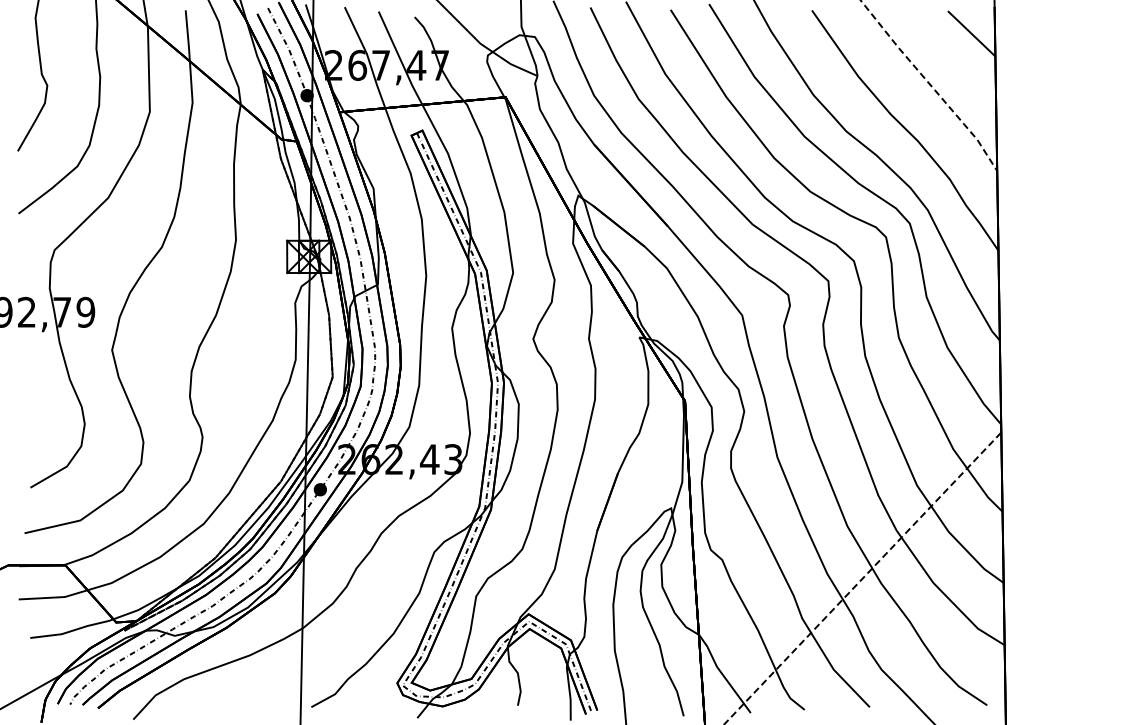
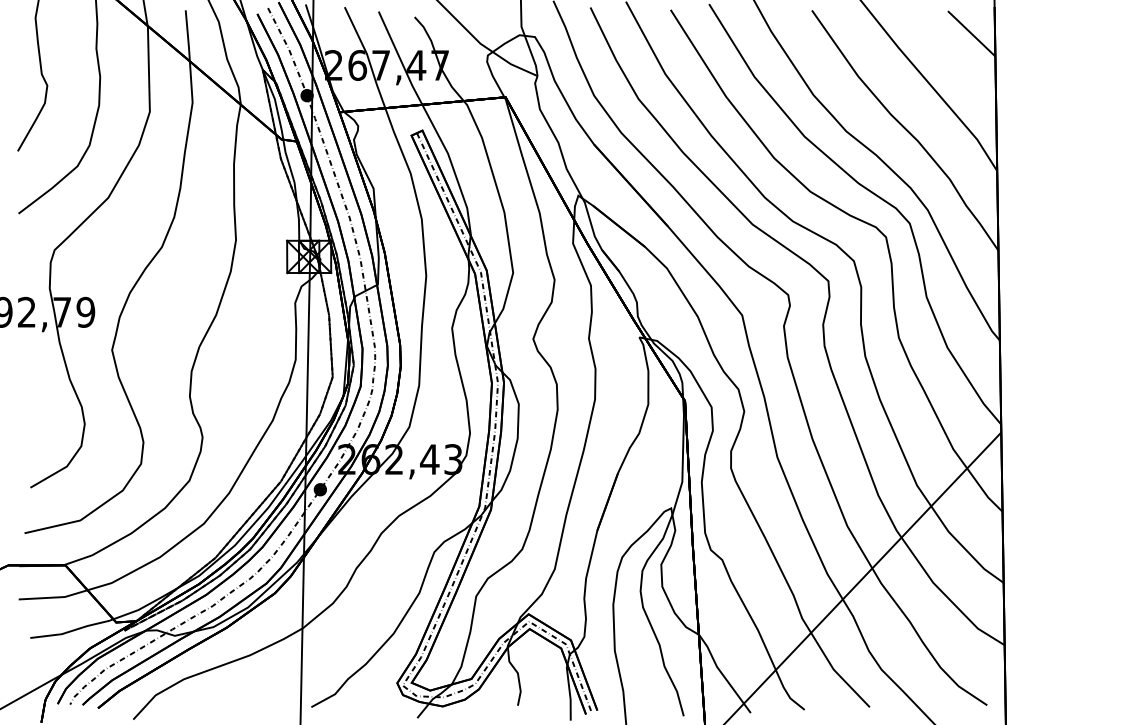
line: dashed -> solid (930, 85)
line: dashed -> solid (863, 578)
